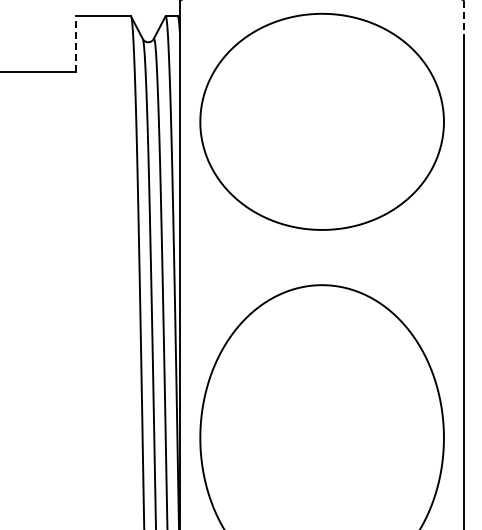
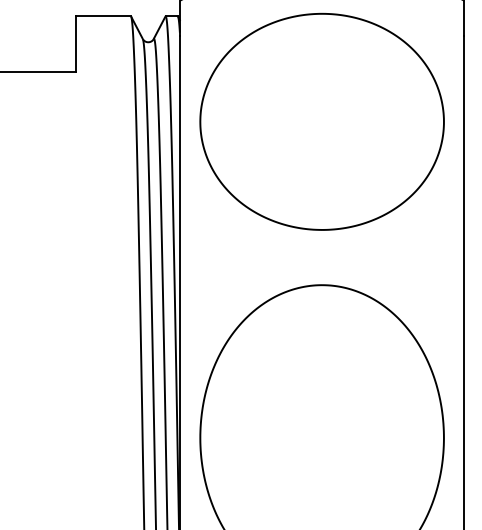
line: dashed -> solid (464, 18)
line: dashed -> solid (75, 44)
